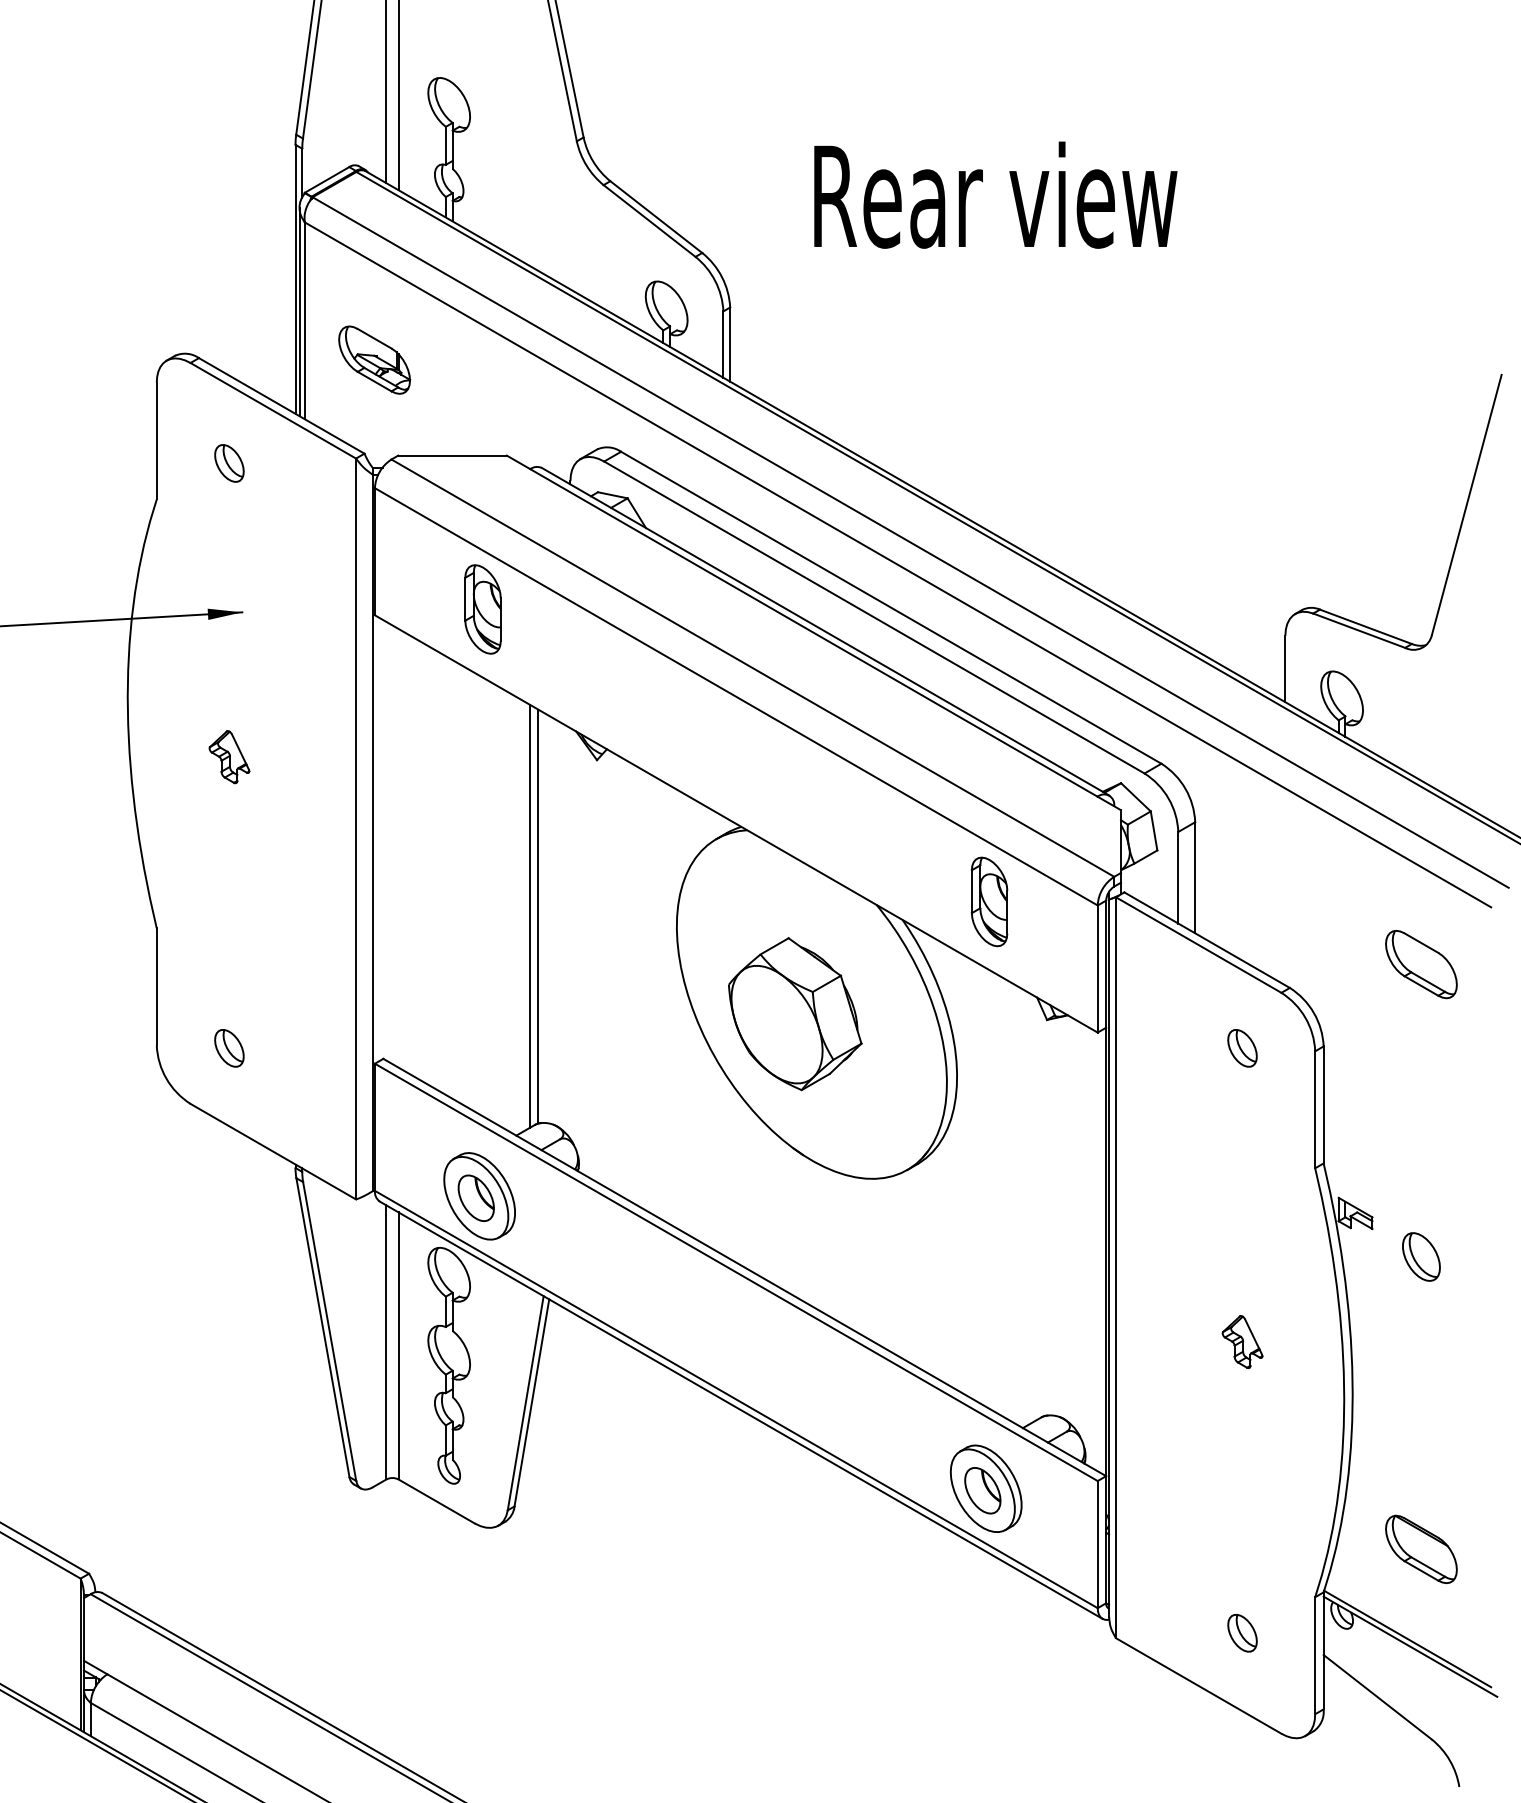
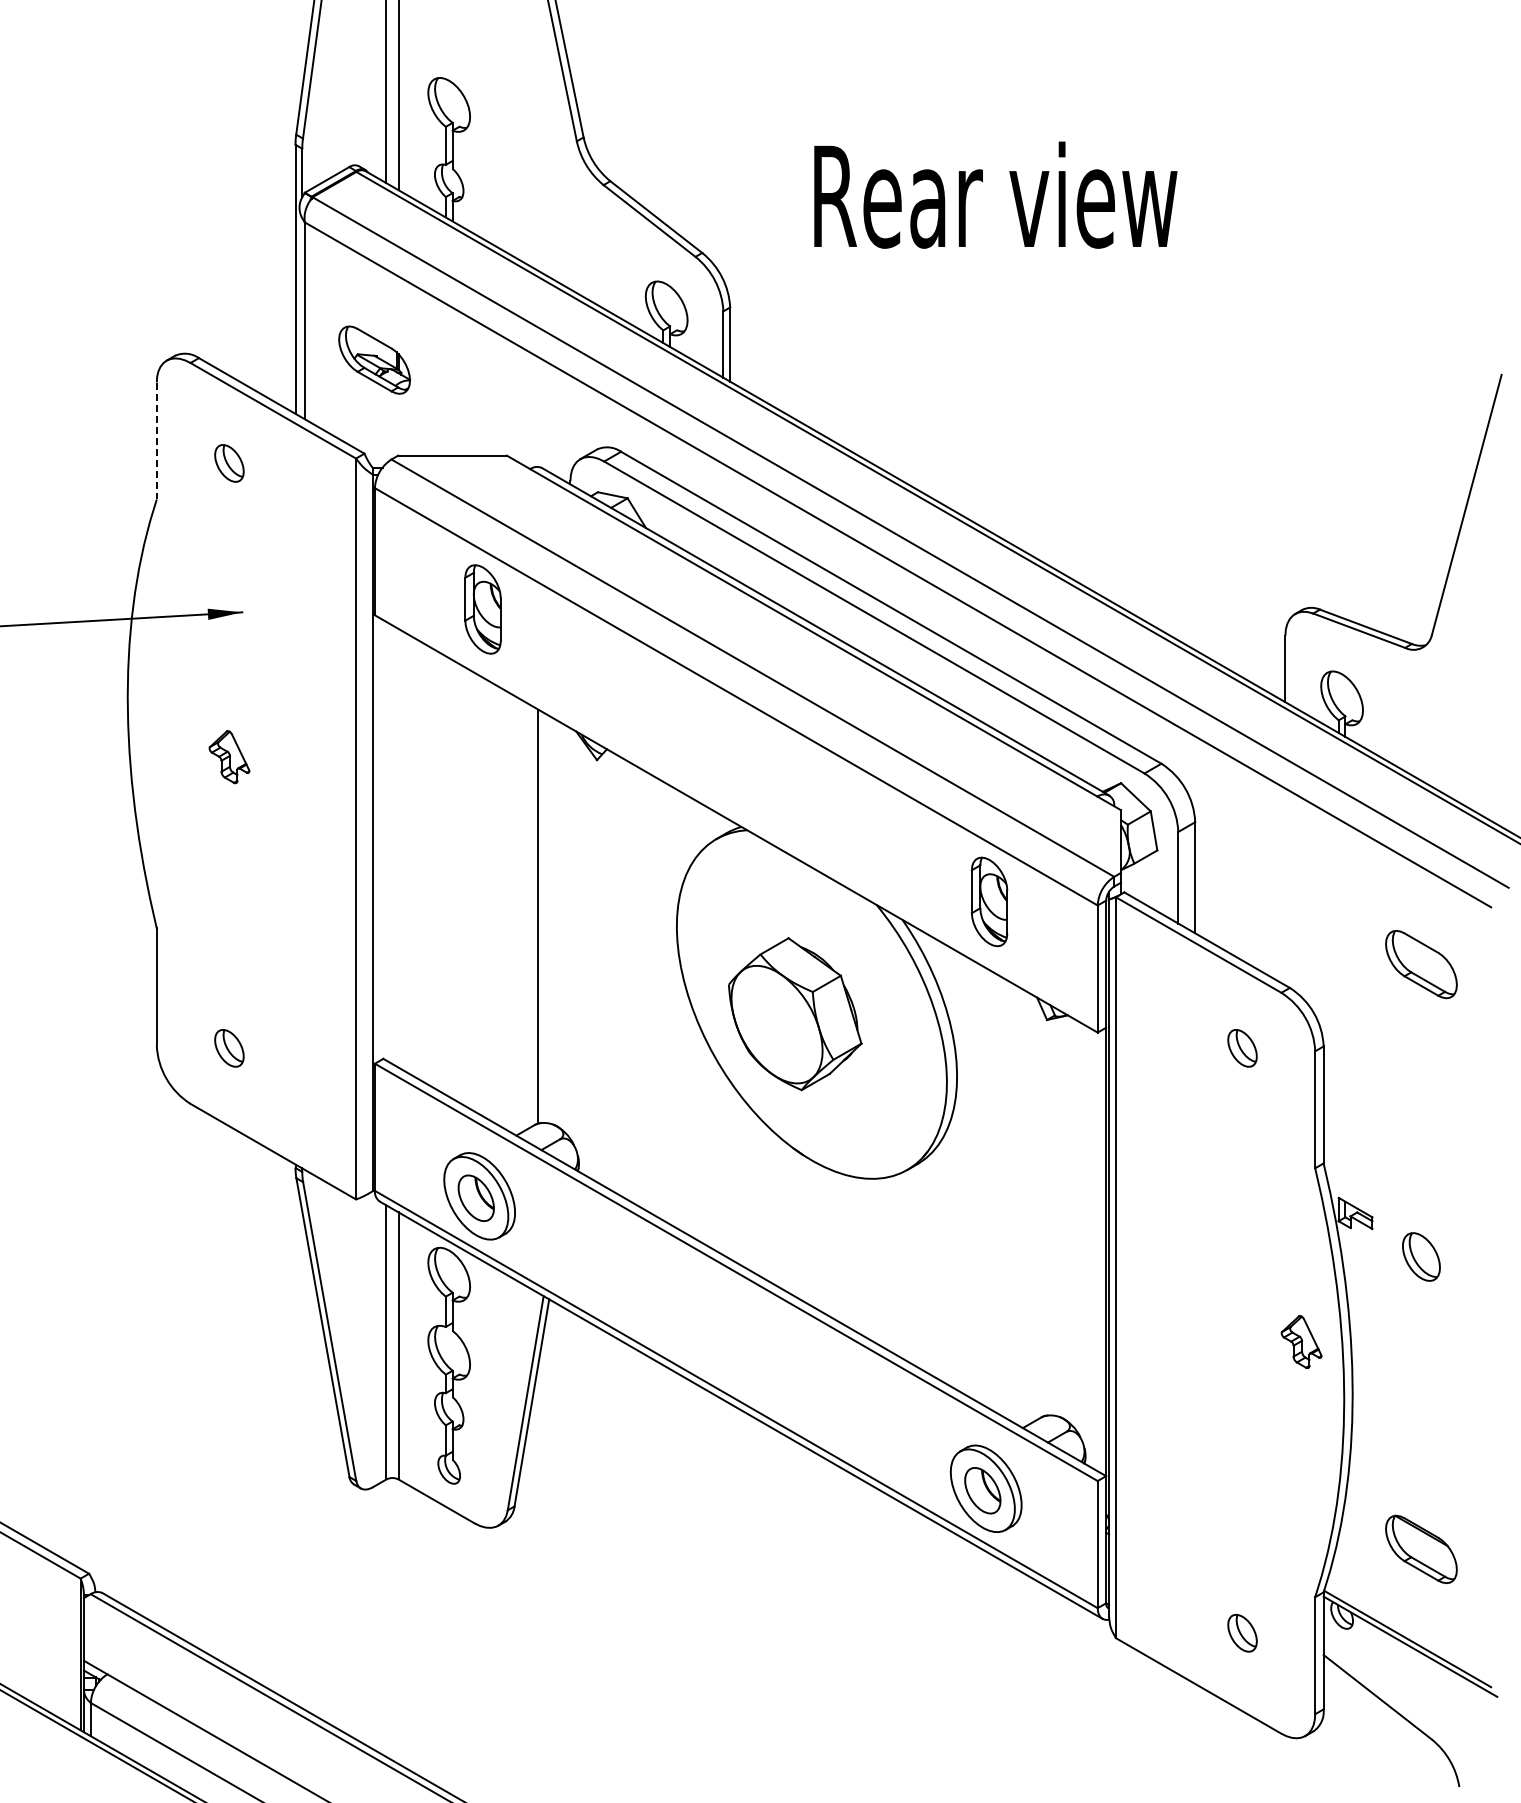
line: present -> none (299, 311)
line: solid -> dashed (156, 441)
line: present -> none (530, 915)
part position: (1242, 1342) -> (1301, 1342) (1301, 1342)
